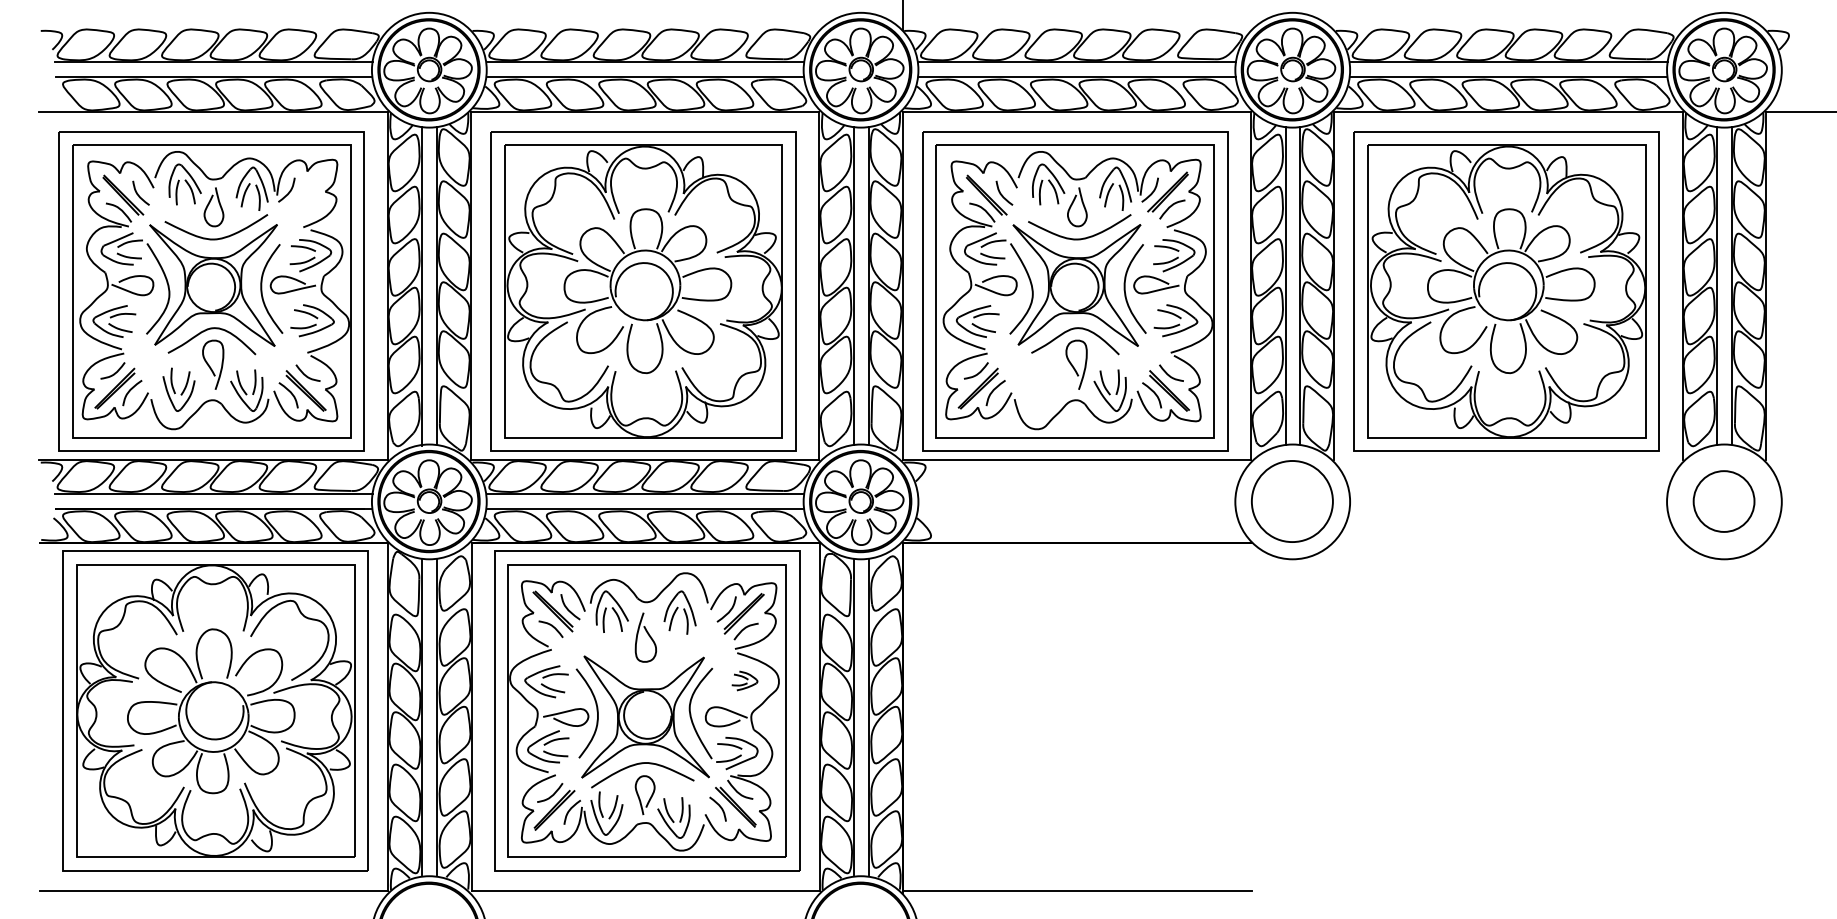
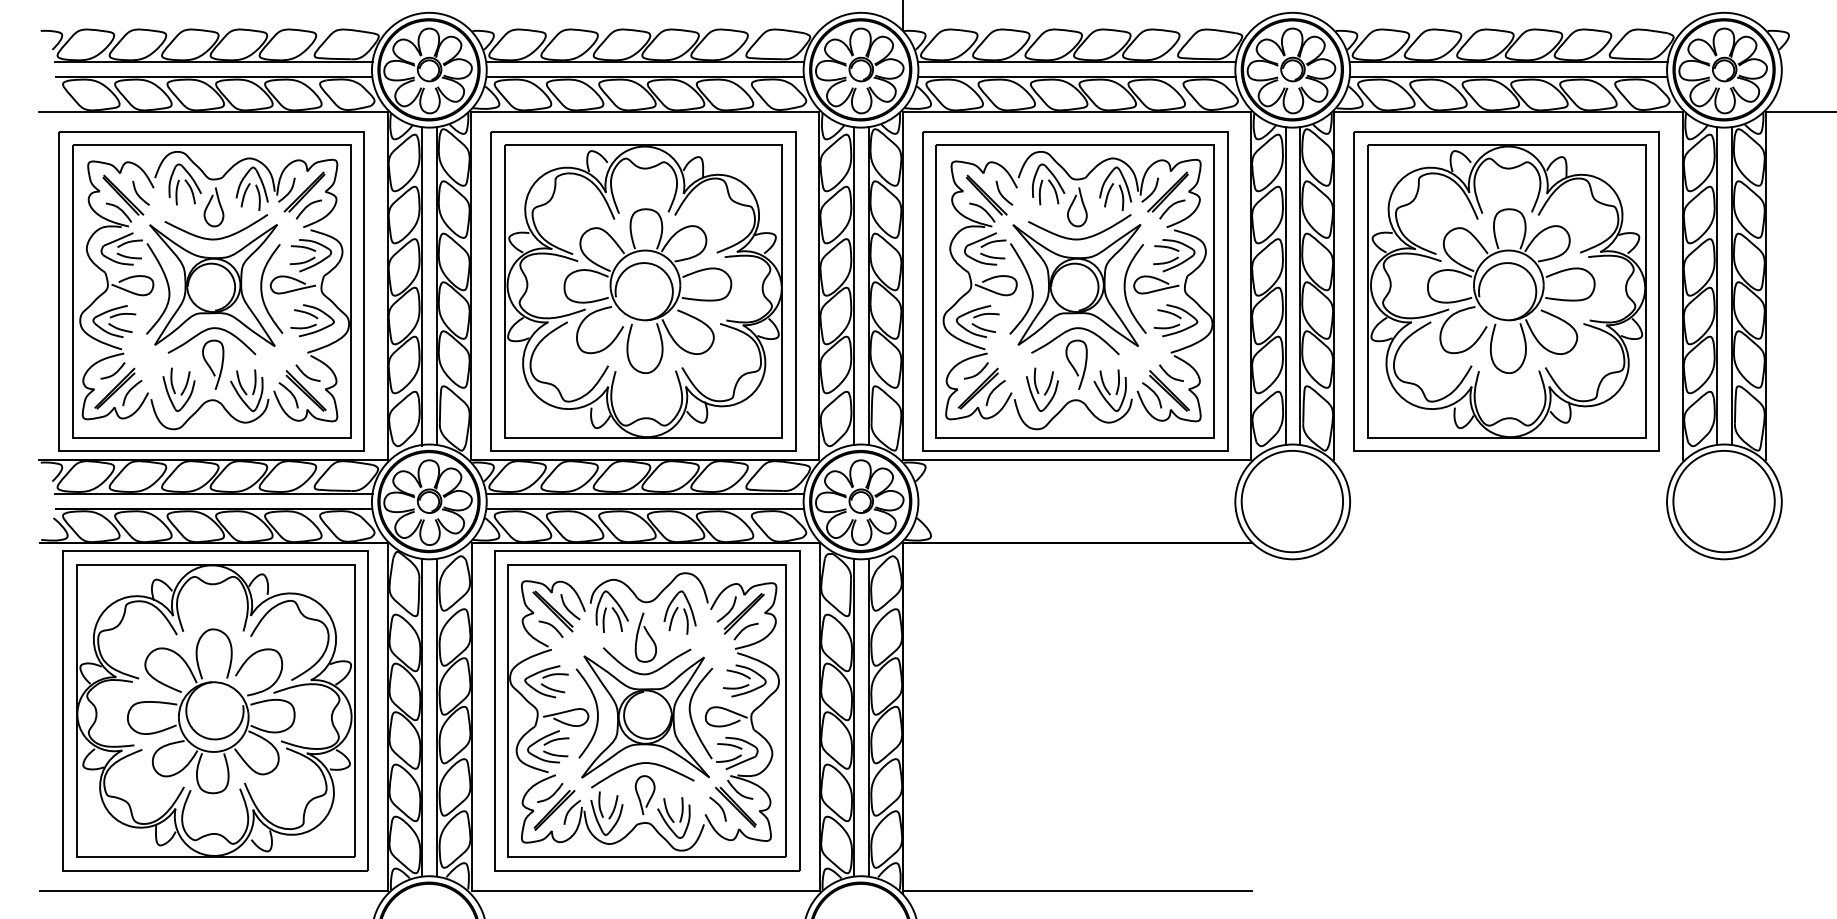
part: none -> present (304, 195)
part: none -> present (1042, 389)
circle diameter: 81 px -> 101 px (1292, 501)
circle diameter: 61 px -> 101 px (1723, 501)
curve: none -> present (652, 671)
part size: 28x22 px -> 44x34 px (744, 680)
